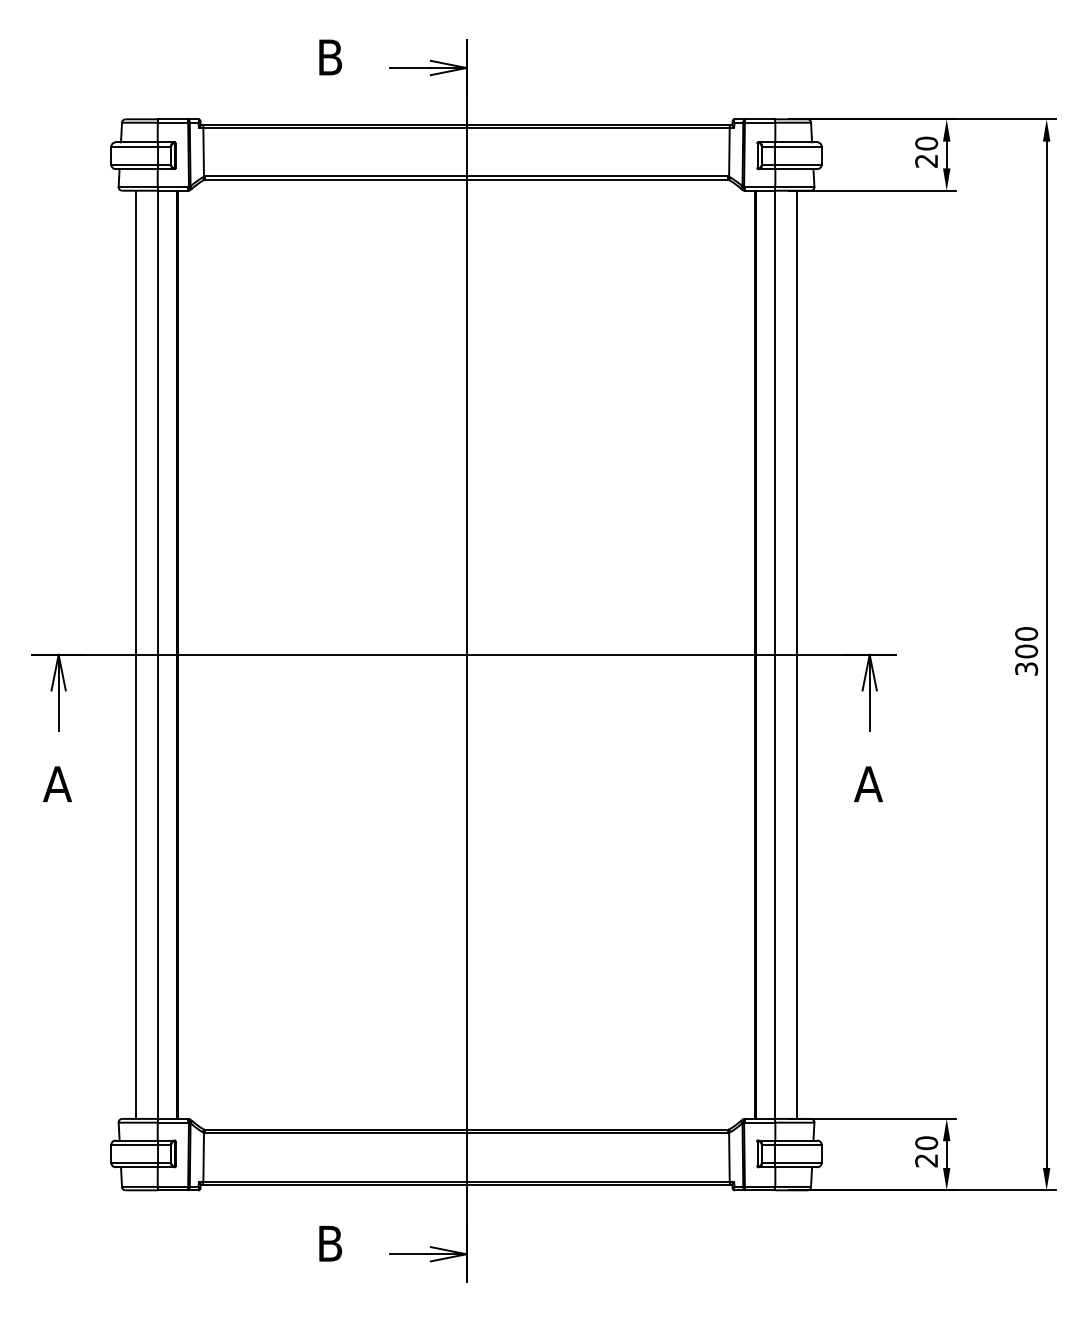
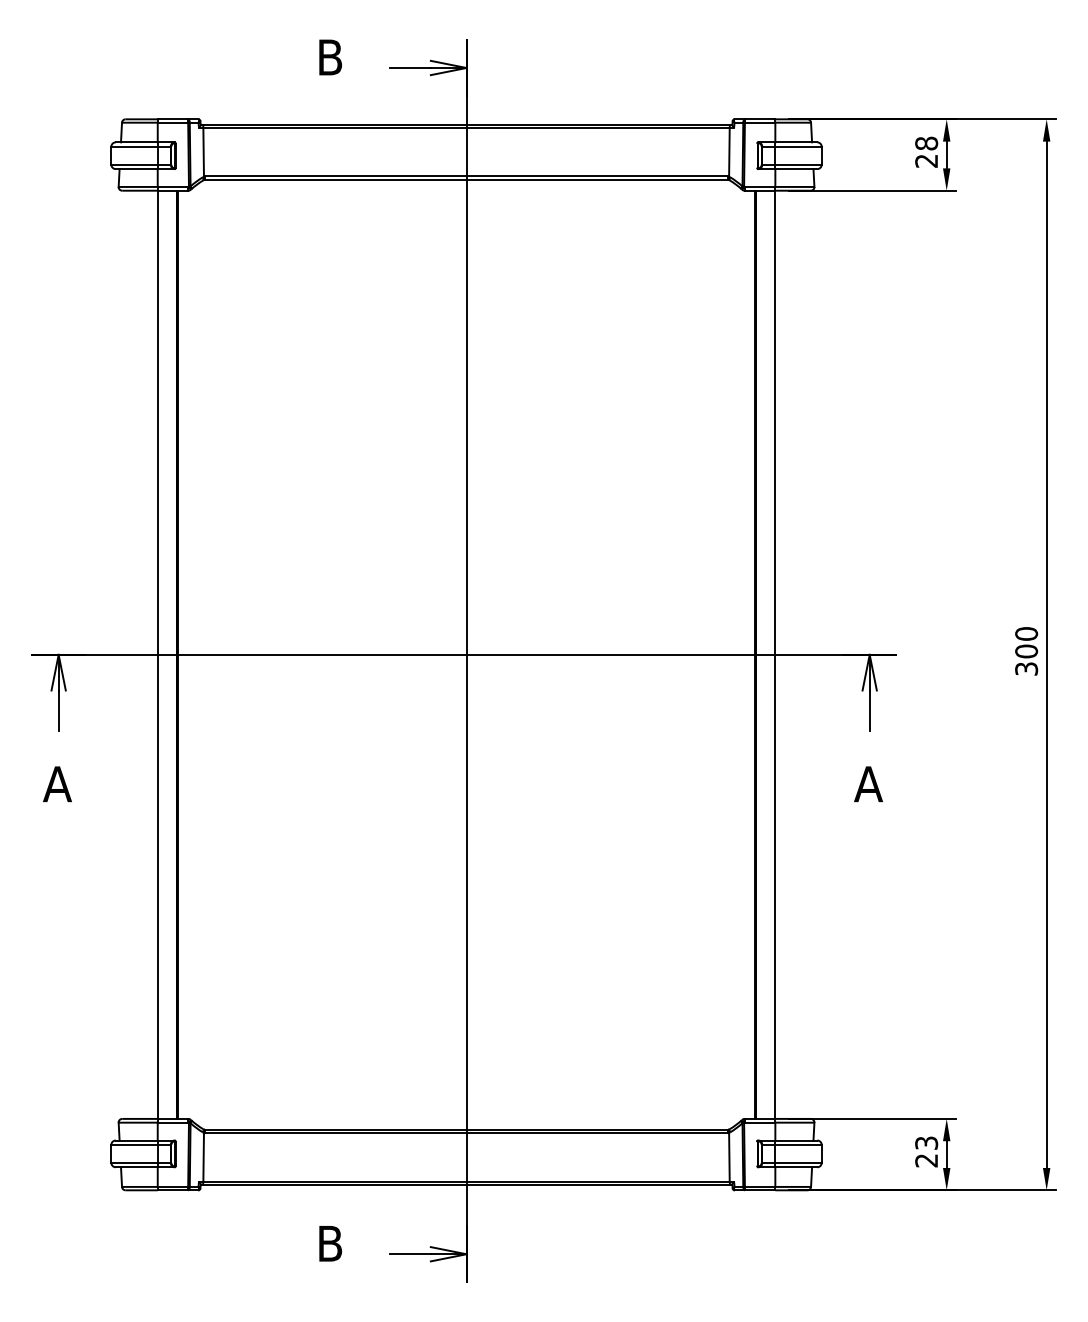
text: 20 -> 28 (926, 143)
line: present -> none (136, 654)
line: present -> none (796, 654)
text: 20 -> 23 (926, 1143)
